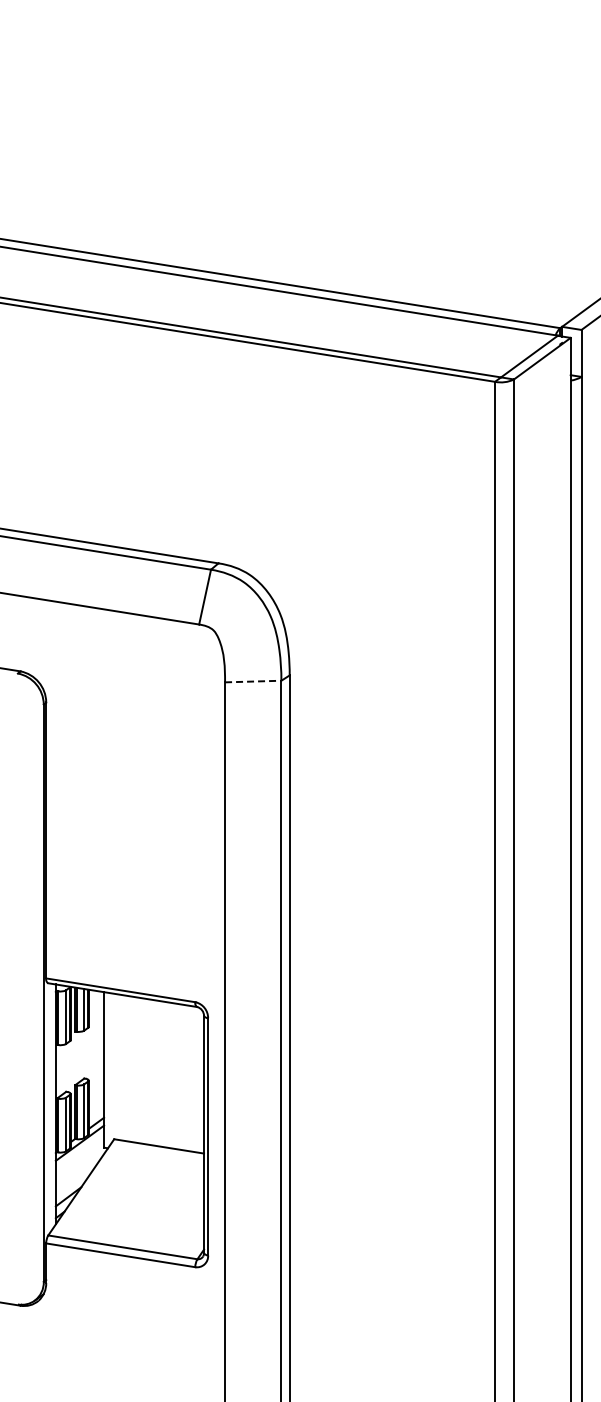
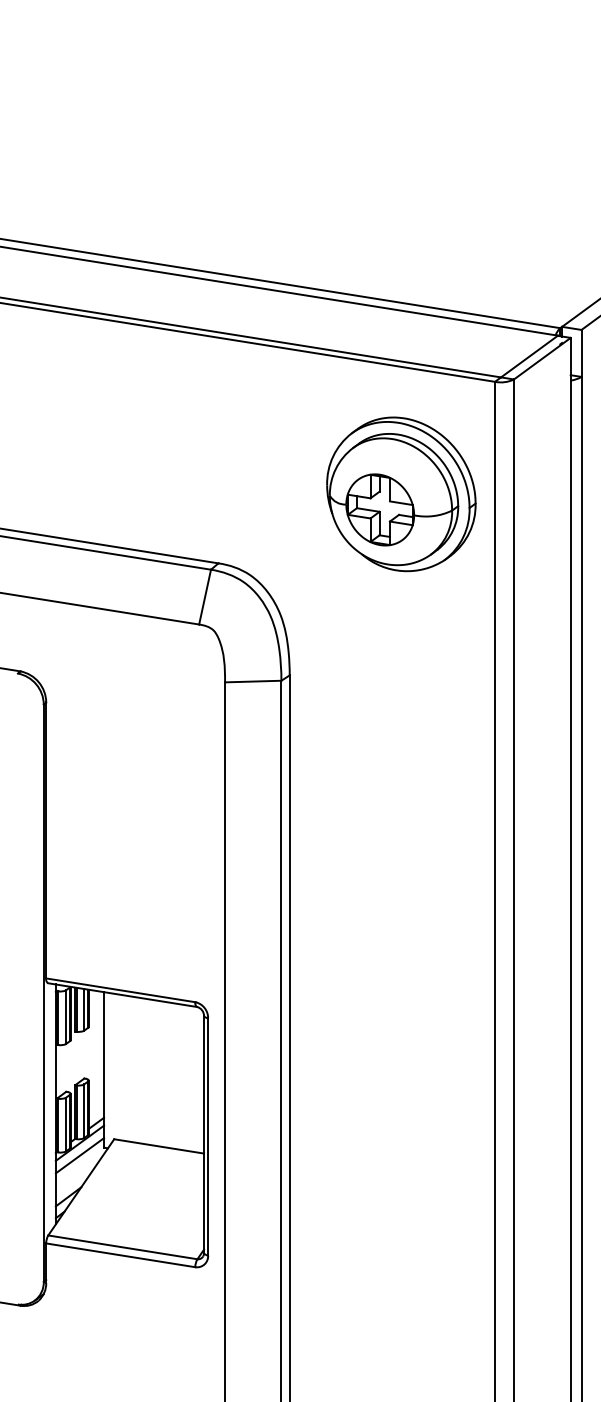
part: none -> present (401, 494)
line: dashed -> solid (253, 681)
line: none -> present (79, 1155)
